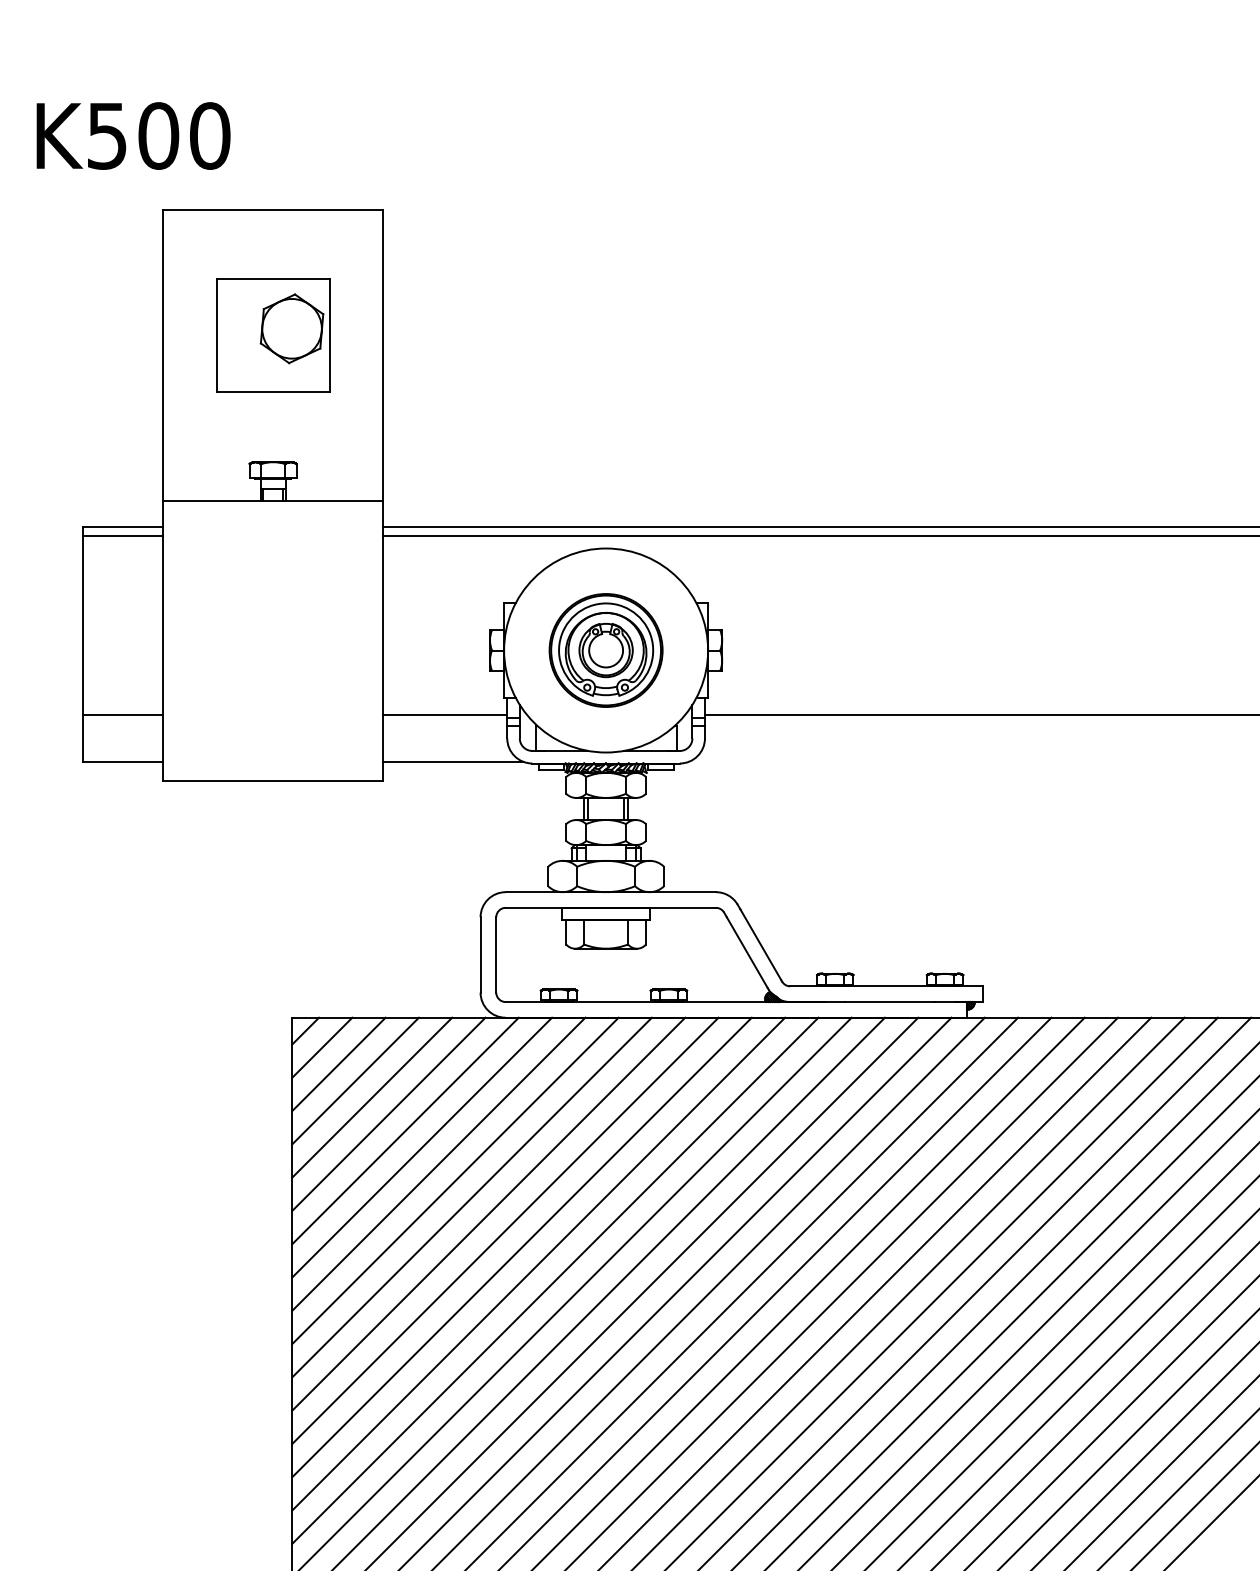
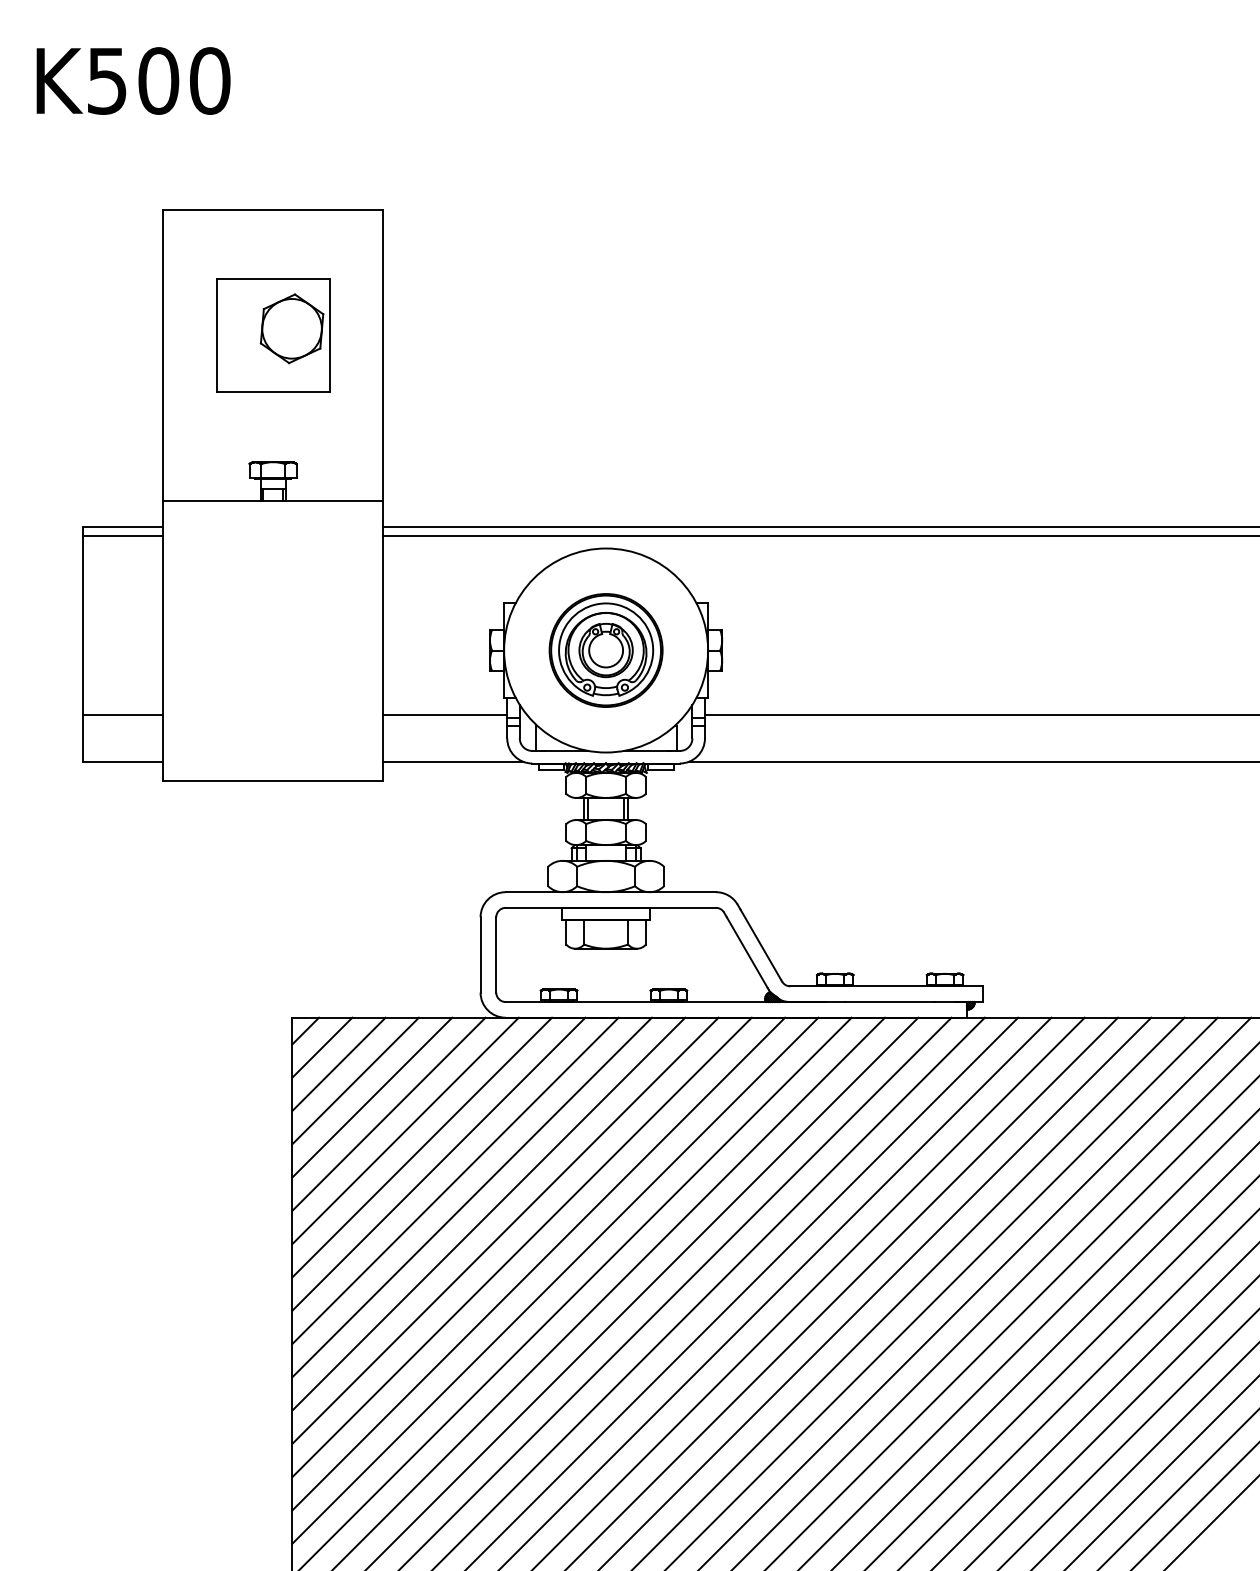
text position: (133, 135) -> (133, 80) (133, 80)
line: none -> present (972, 761)
